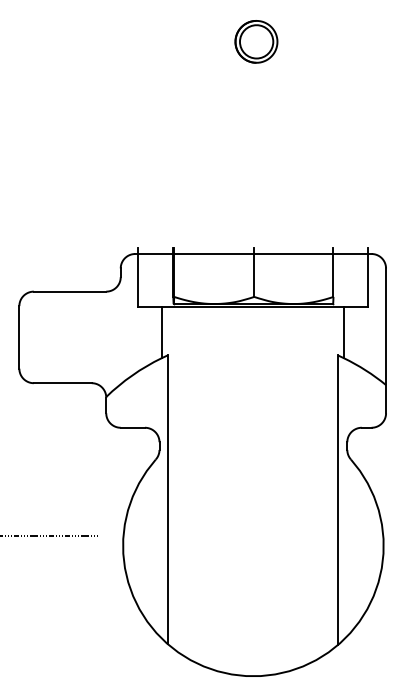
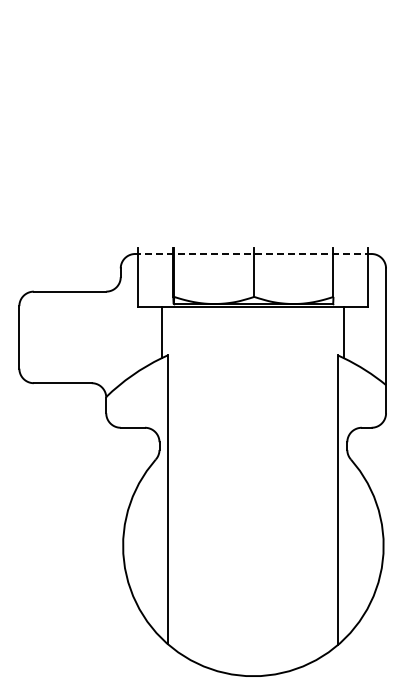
part: present -> none (256, 41)
line: solid -> dashed (252, 253)
line: present -> none (50, 535)
